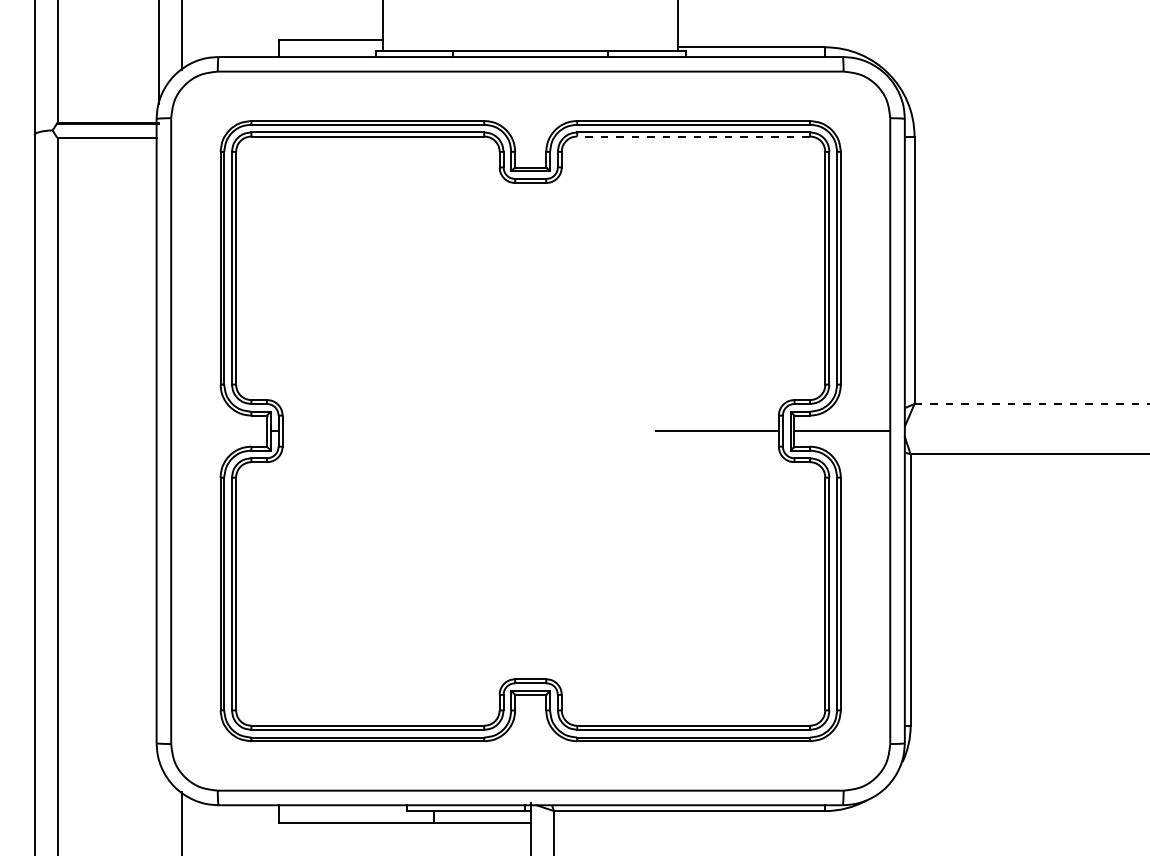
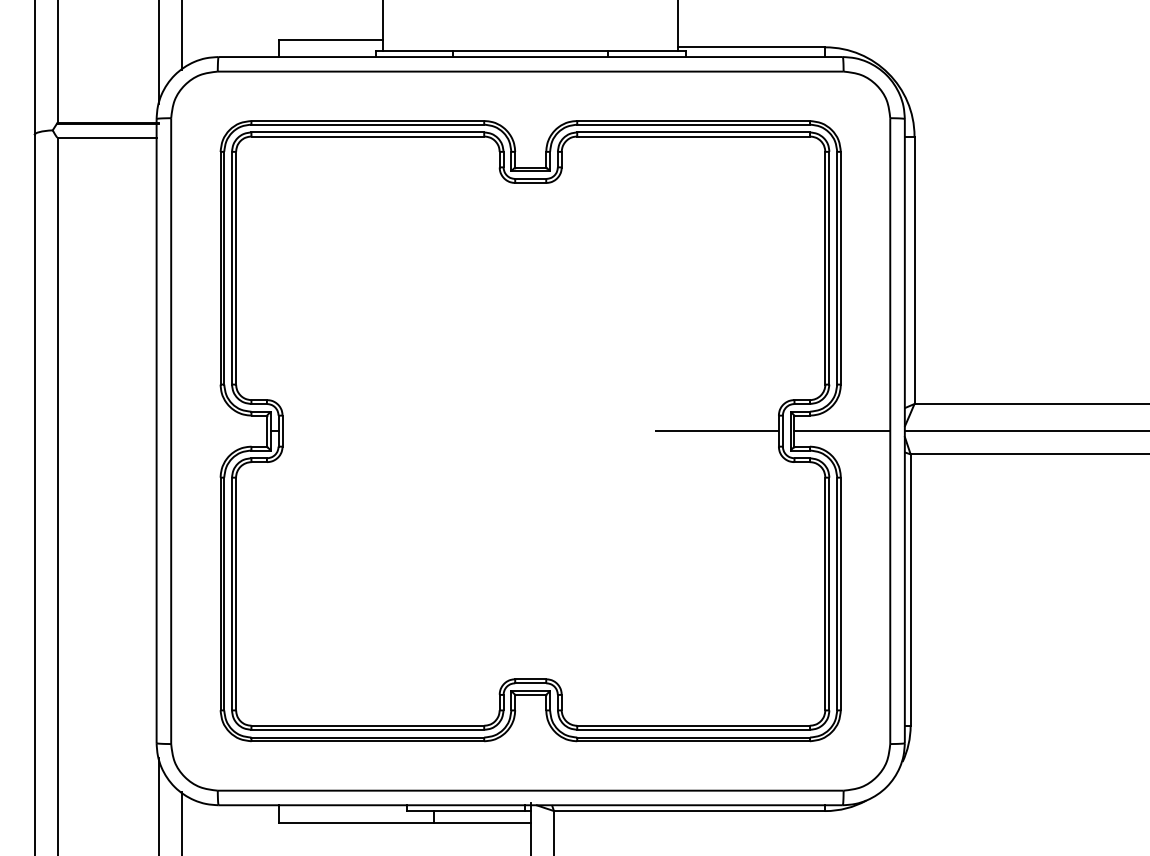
line: dashed -> solid (693, 136)
line: dashed -> solid (1032, 404)
line: none -> present (1025, 431)
line: none -> present (158, 804)
